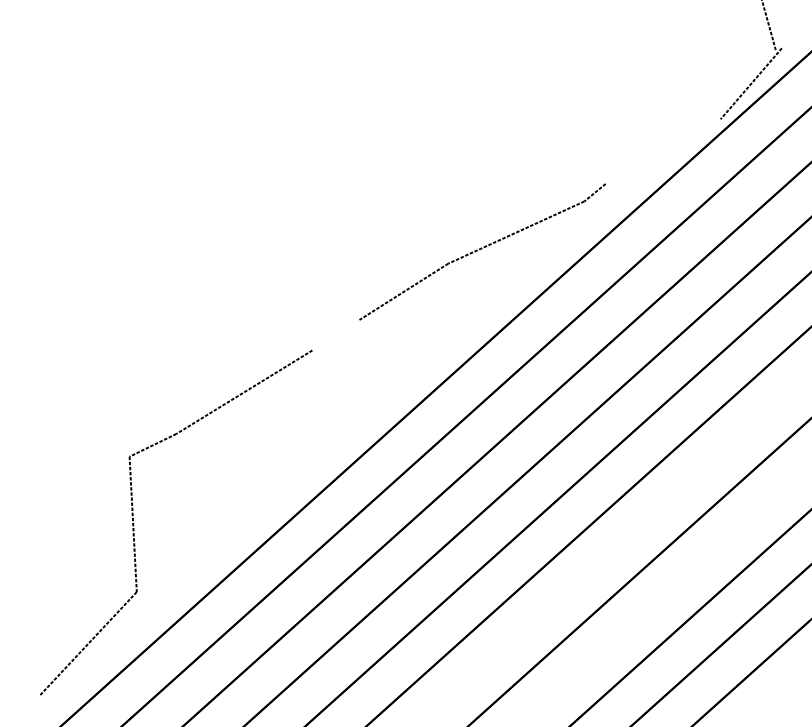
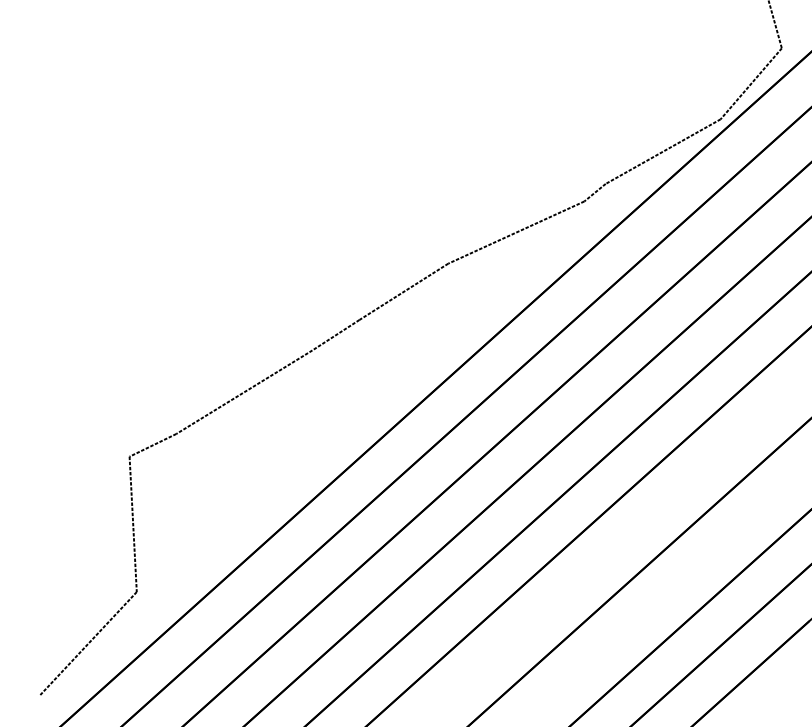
line position: (768, 26) -> (775, 25) (775, 25)
line: none -> present (662, 151)
line: none -> present (335, 334)
